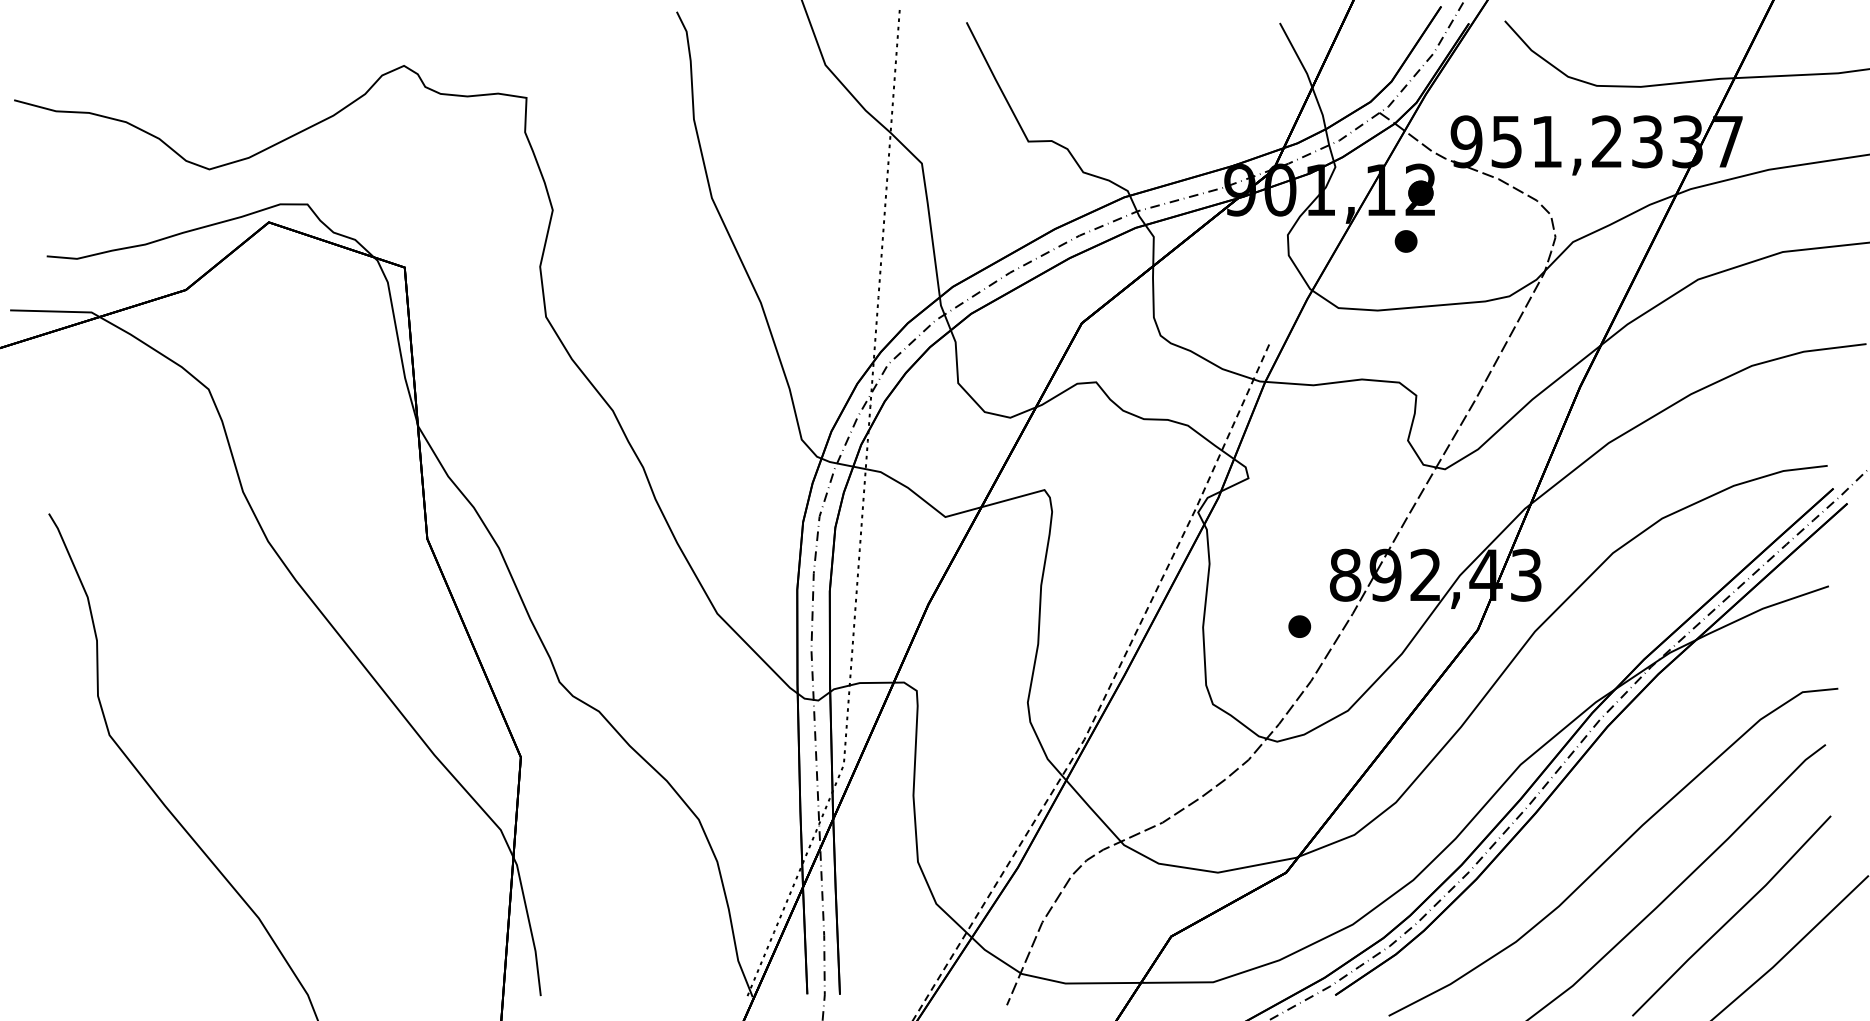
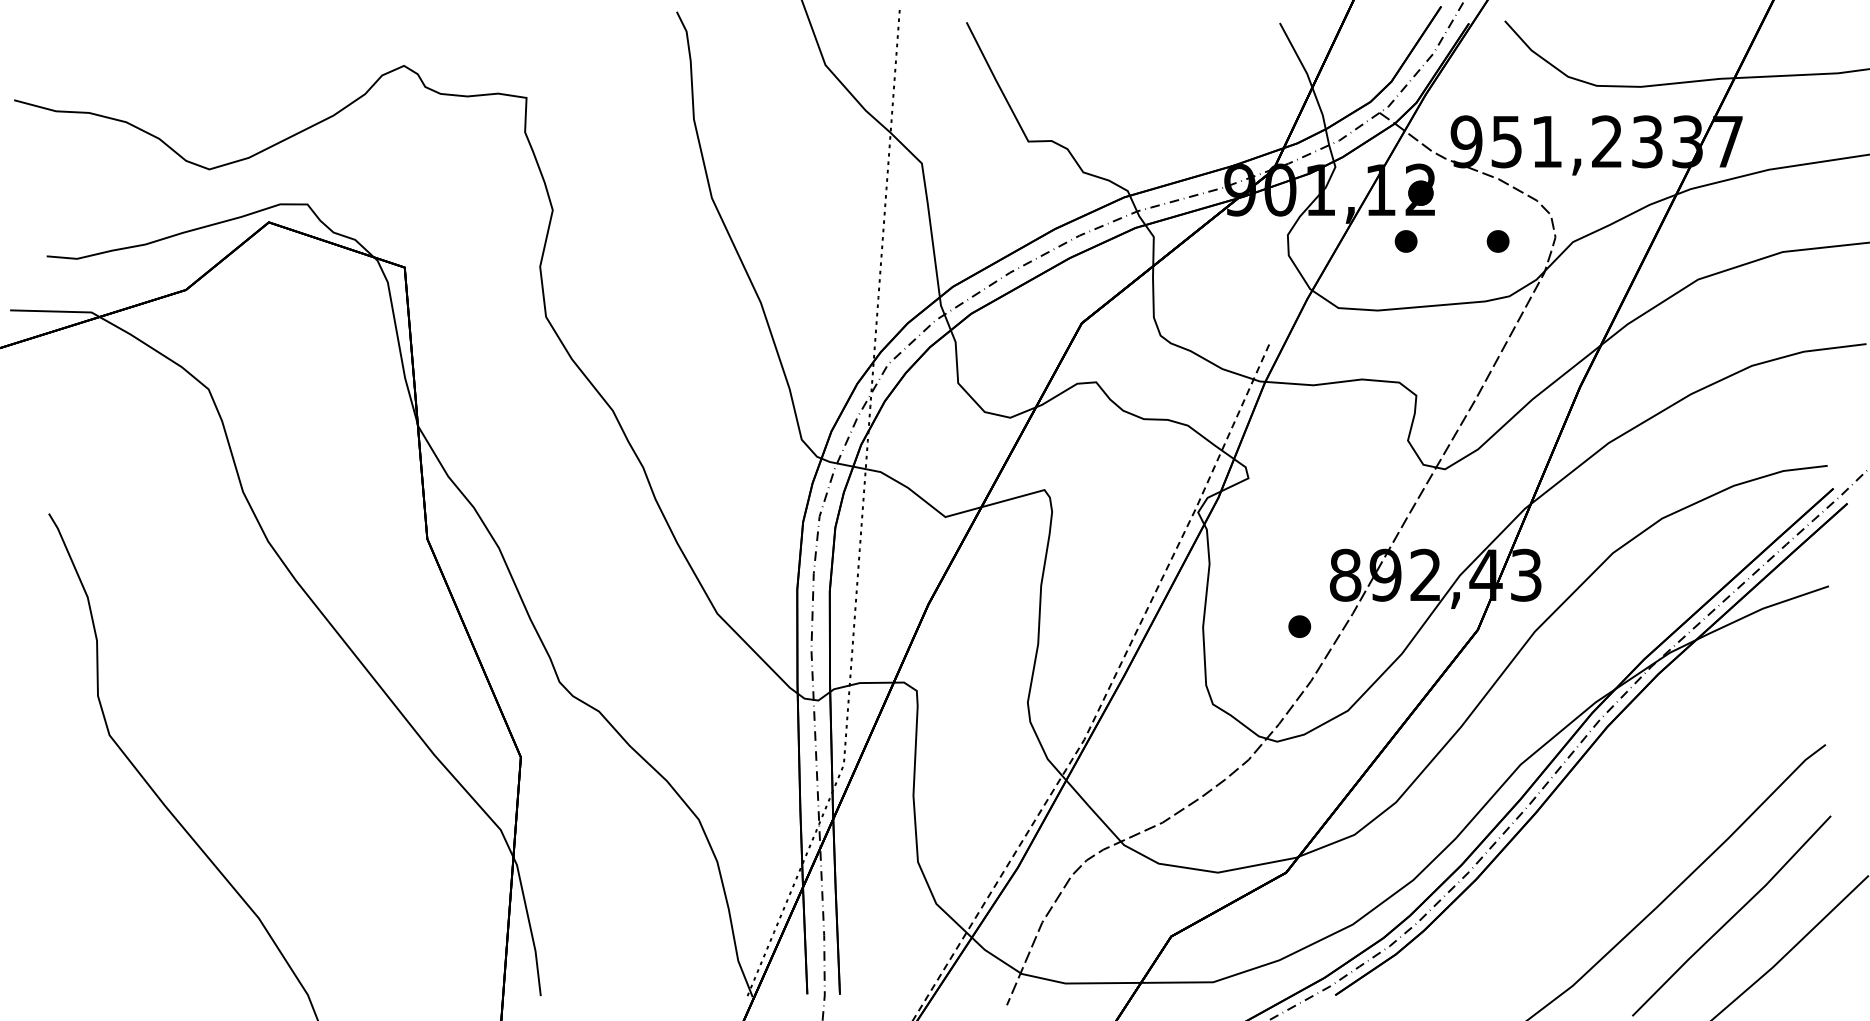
part: none -> present (1497, 241)
curve: present -> none (1614, 851)
